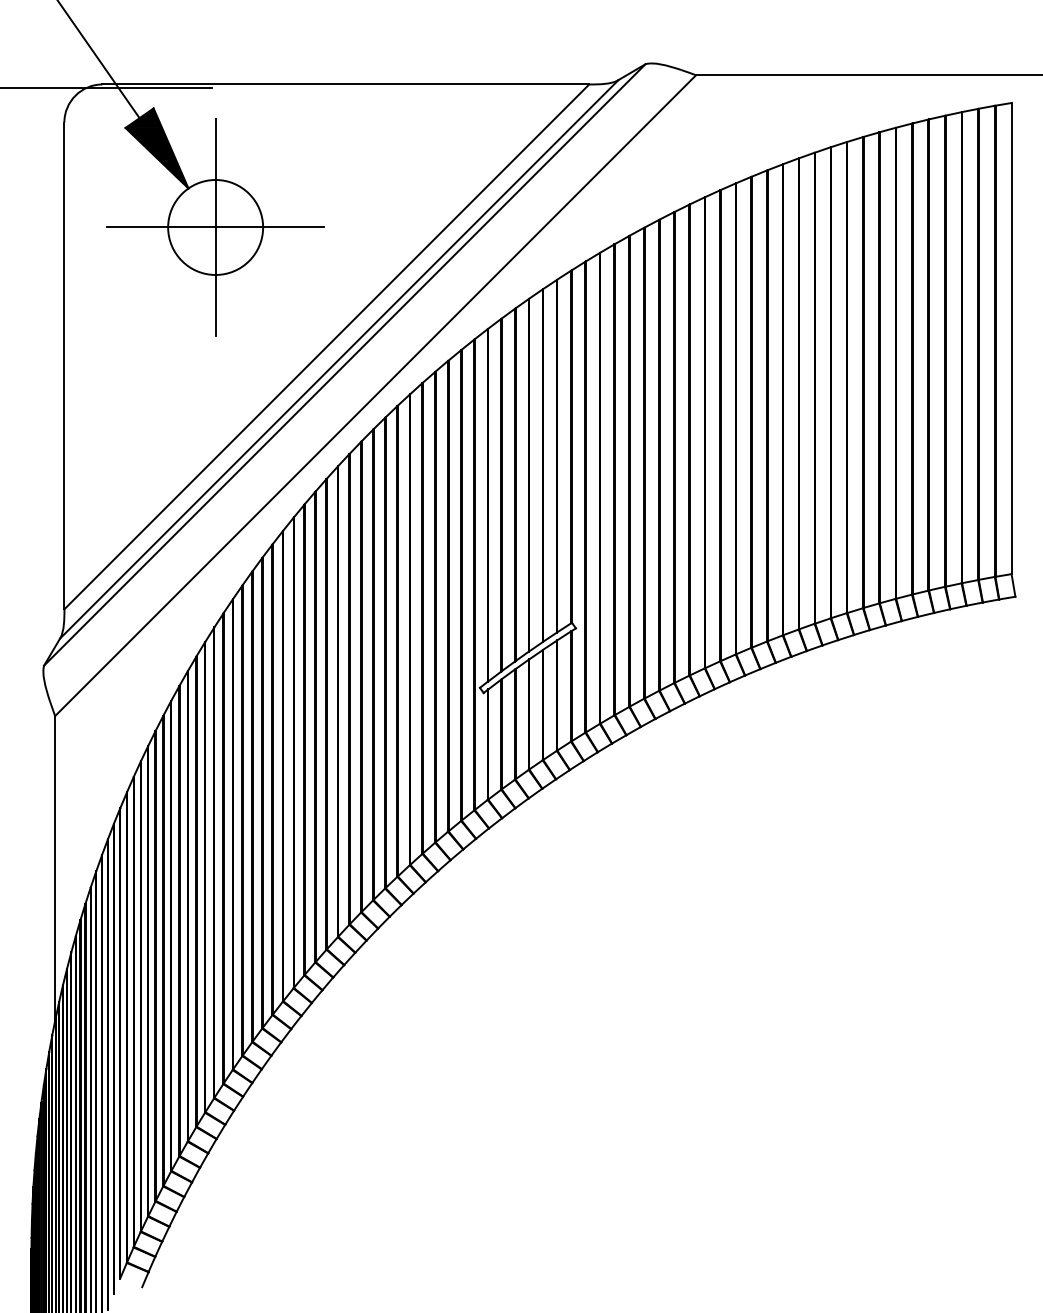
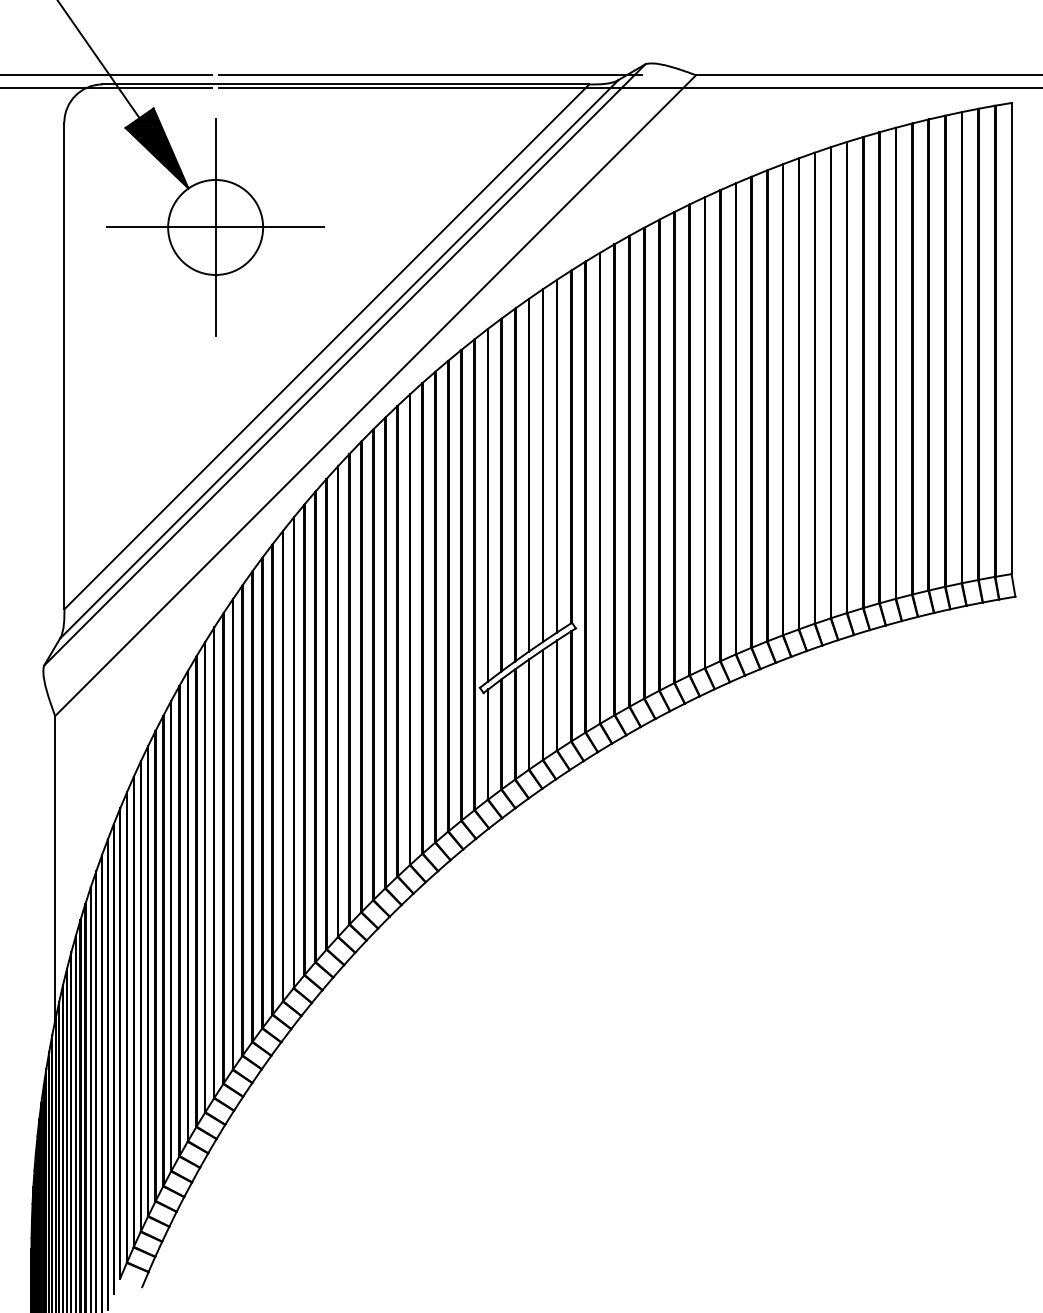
line: none -> present (107, 75)
line: none -> present (430, 75)
line: none -> present (629, 88)
